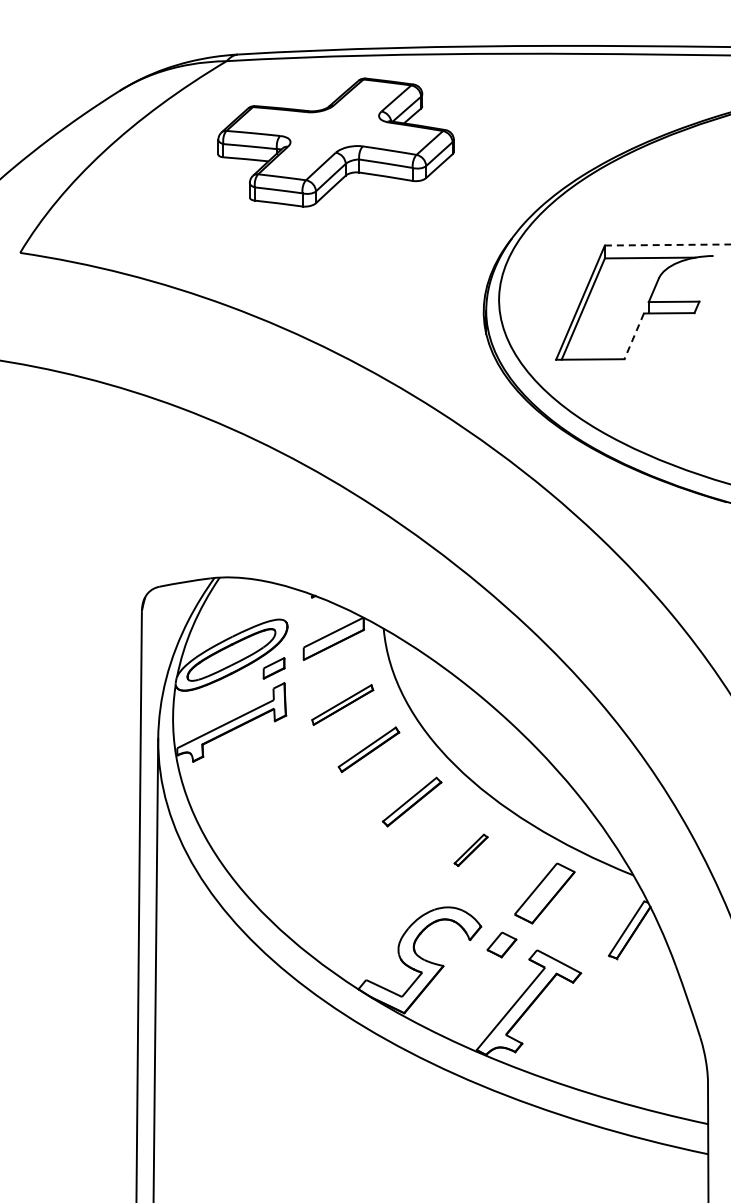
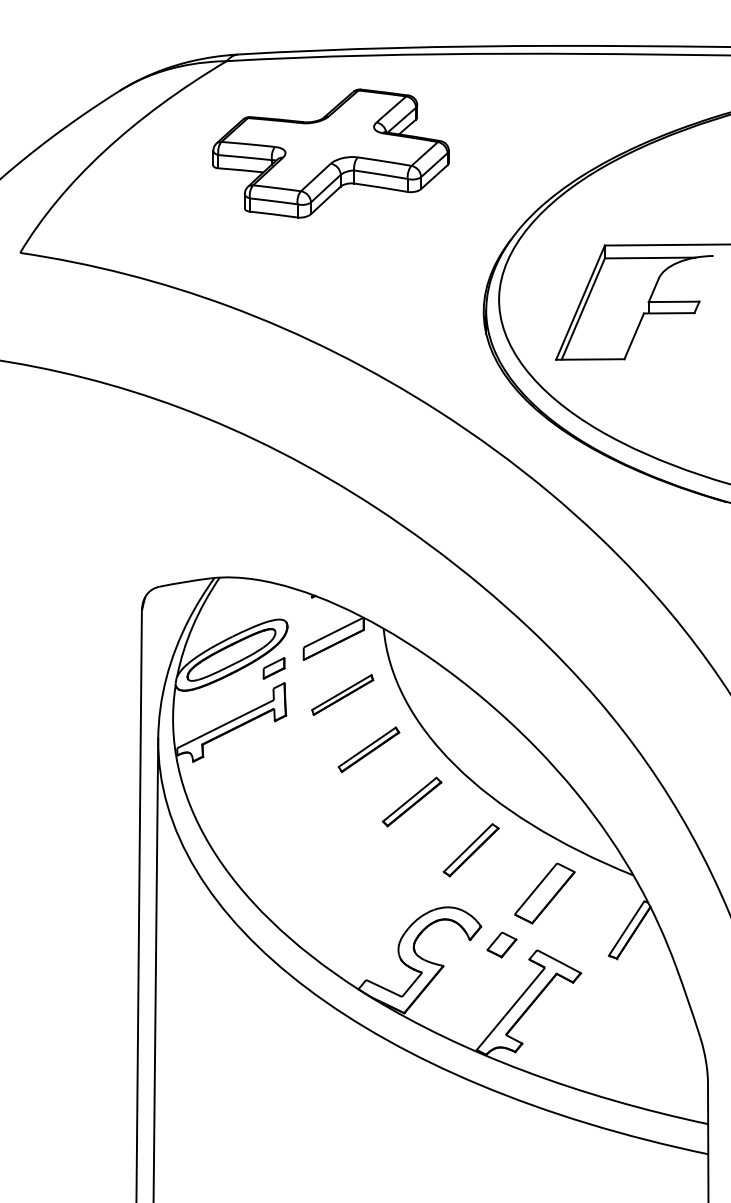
part position: (335, 142) -> (330, 153) (330, 153)
line: dashed -> solid (667, 245)
line: dashed -> solid (634, 336)
part position: (342, 704) -> (342, 694) (342, 694)
part size: 36x35 px -> 58x55 px (470, 850)
